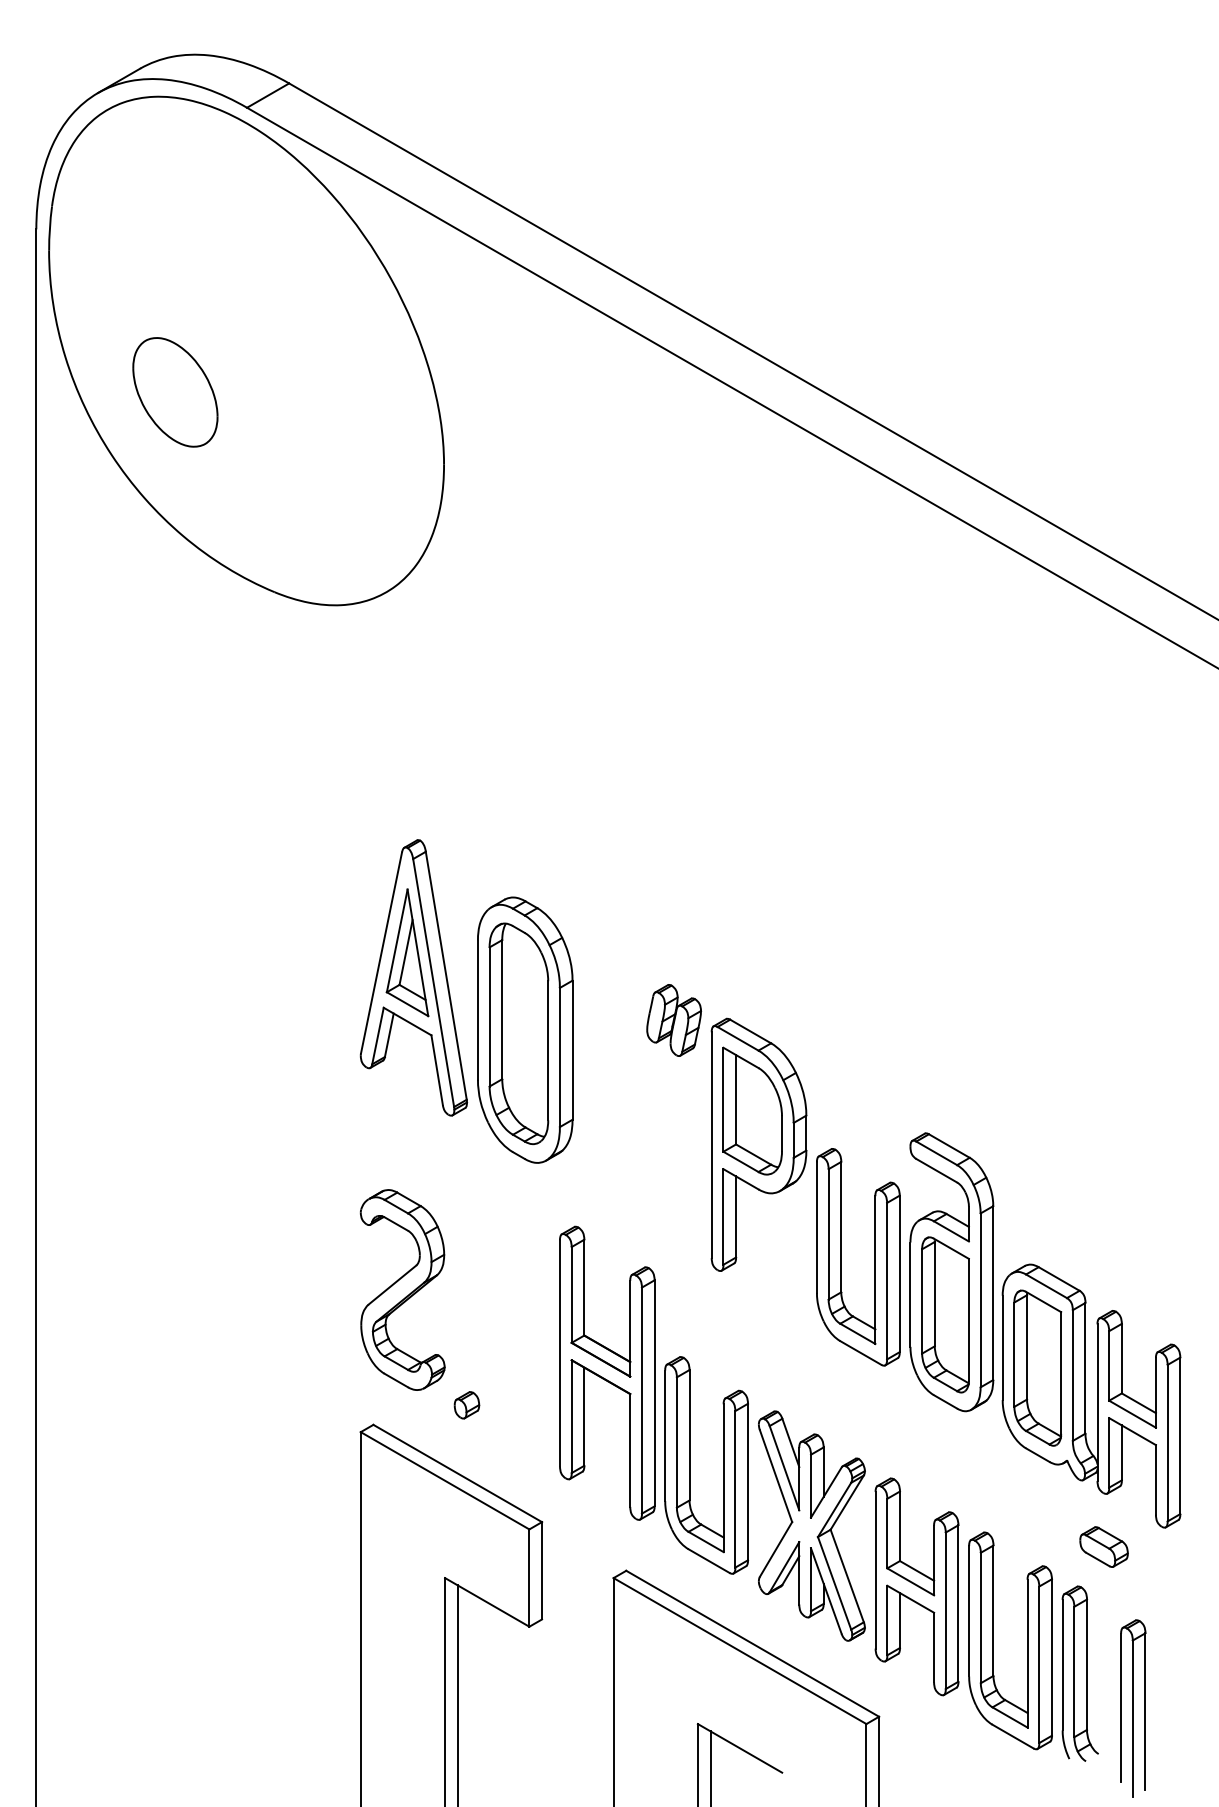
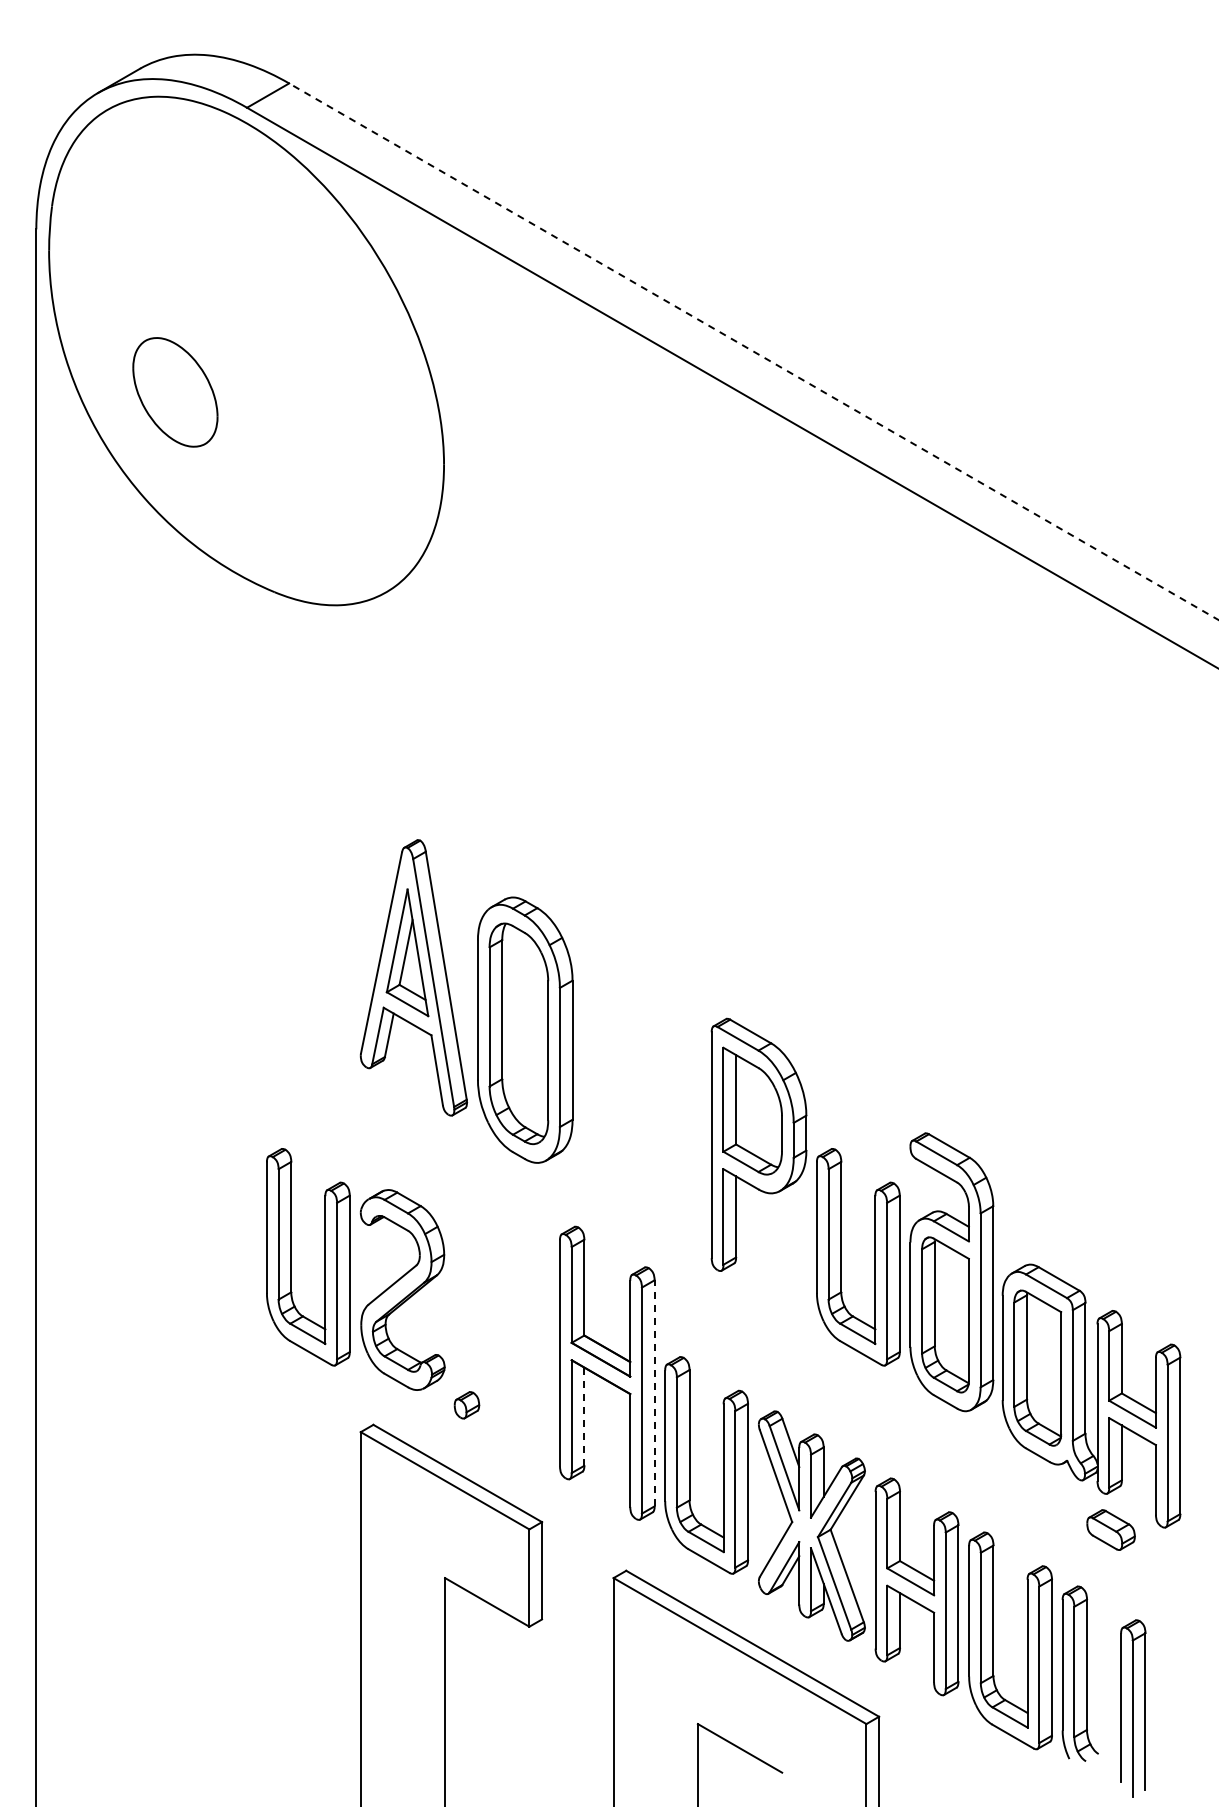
line: solid -> dashed (753, 351)
part: present -> none (673, 1020)
part: none -> present (324, 1257)
line: solid -> dashed (654, 1392)
line: solid -> dashed (584, 1416)
part position: (1103, 1546) -> (1110, 1529) (1110, 1529)
line: present -> none (457, 1694)
line: present -> none (710, 1767)
